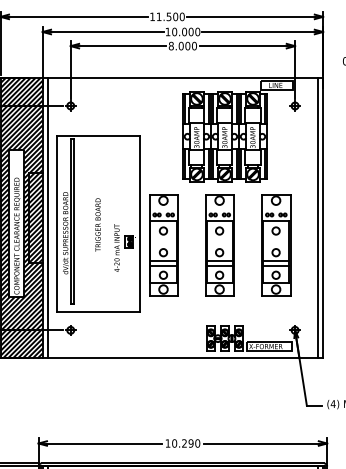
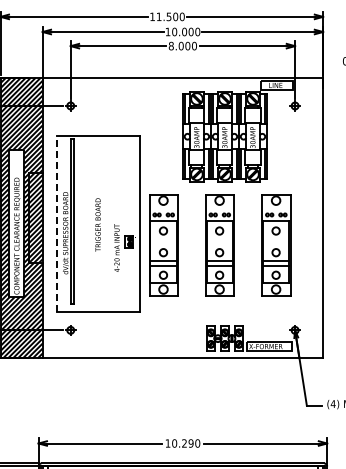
line: present -> none (48, 217)
line: present -> none (317, 217)
line: solid -> dashed (56, 224)
